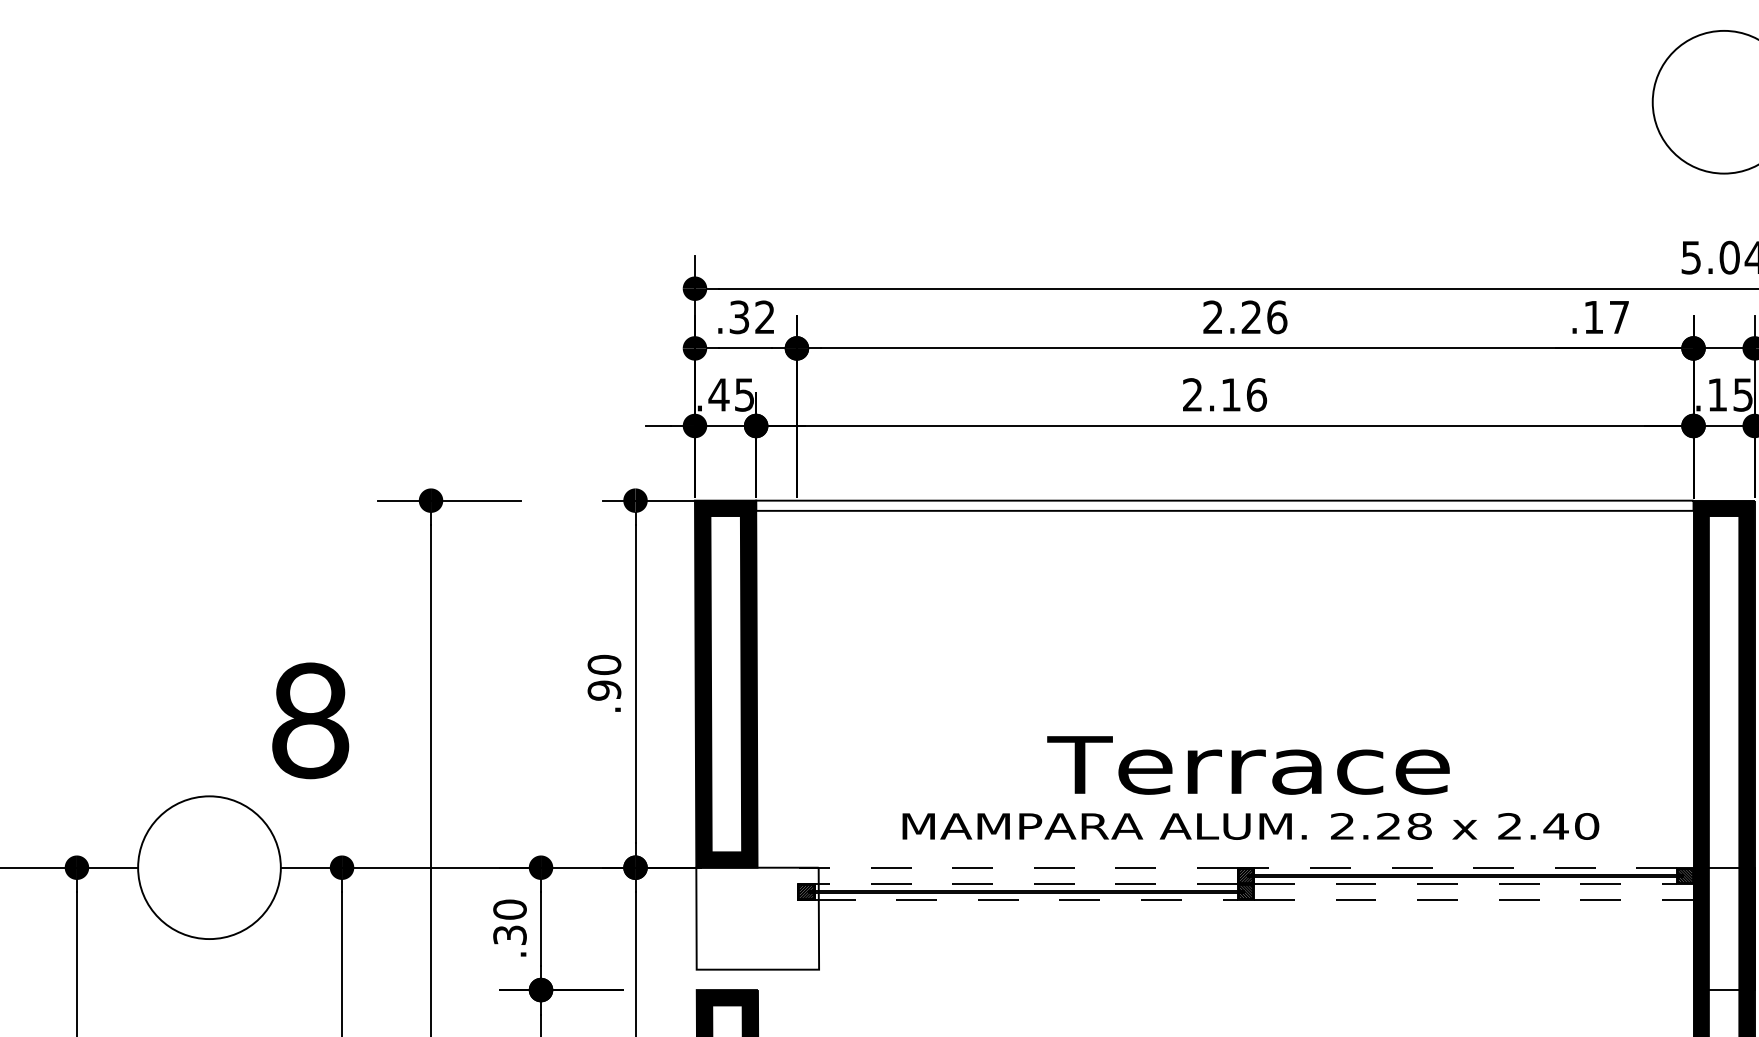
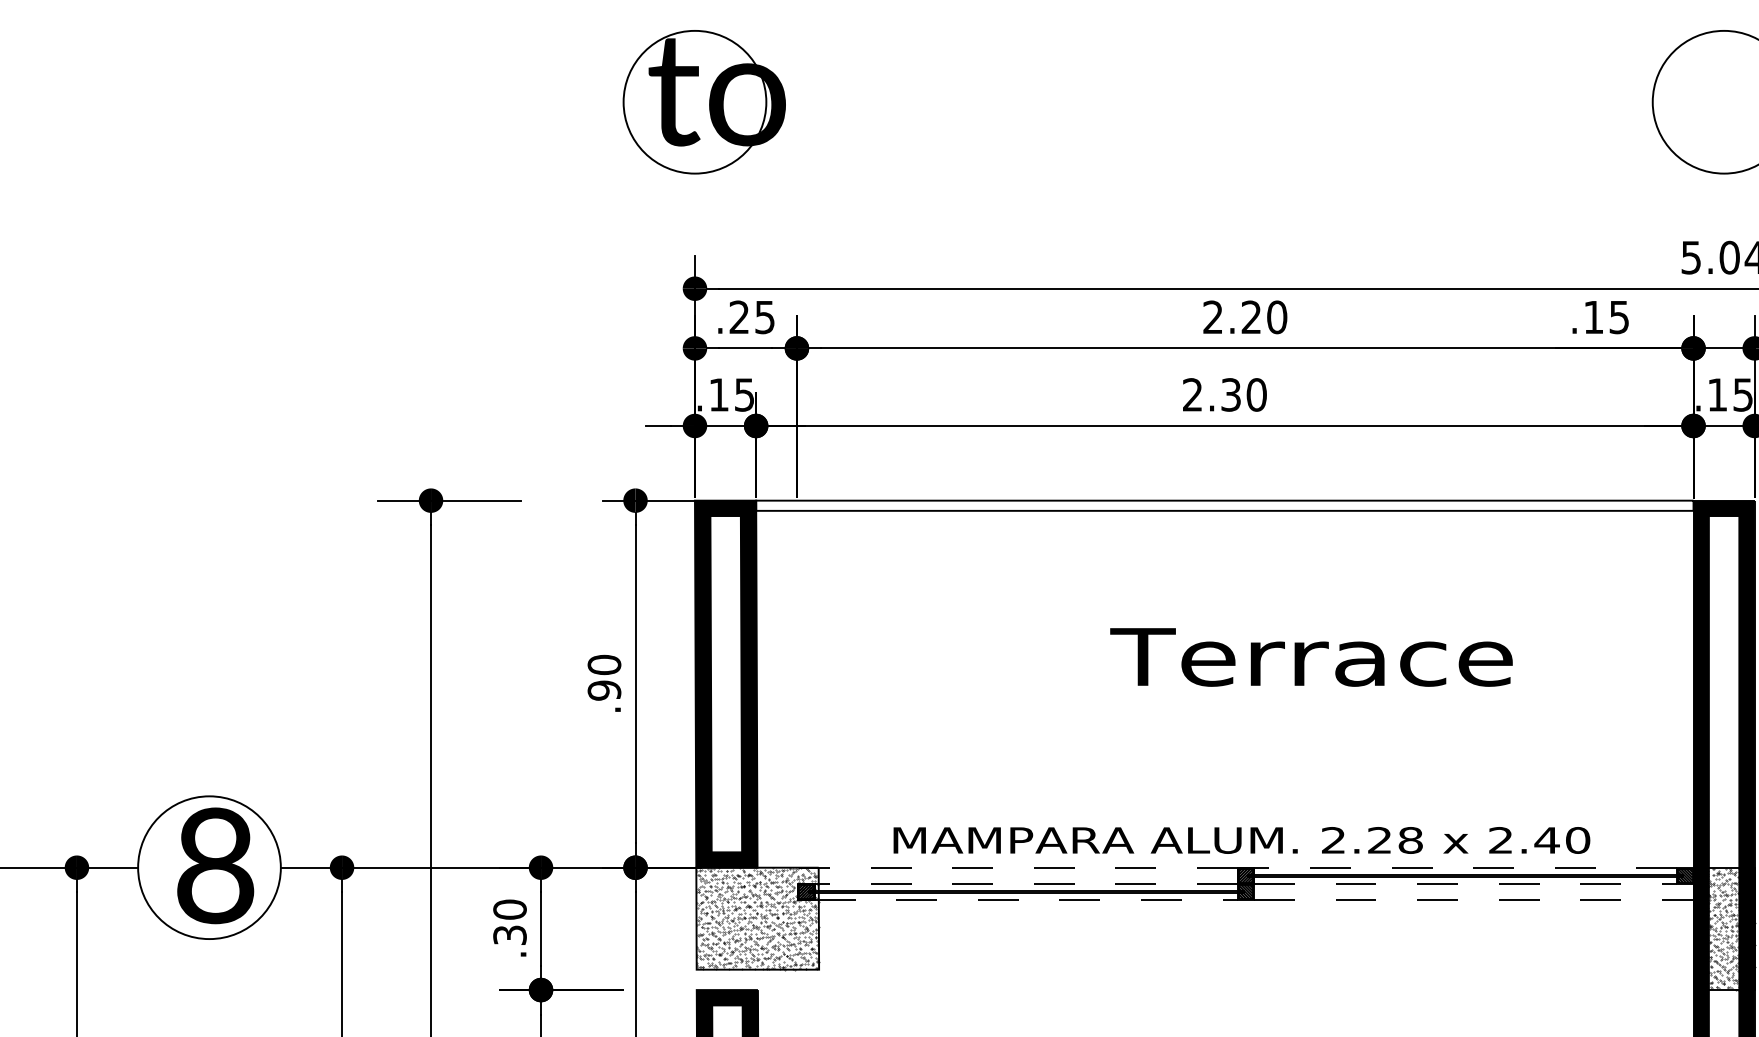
part: none -> present (703, 102)
text: .32 -> .25 (751, 317)
text: 2.26 -> 2.20 (1277, 317)
text: .17 -> .15 (1618, 317)
text: .45 -> .15 (718, 394)
text: 2.16 -> 2.30 (1244, 394)
text position: (310, 720) -> (215, 865) (215, 865)
text position: (1248, 765) -> (1311, 657) (1311, 657)
text position: (1250, 826) -> (1241, 840) (1241, 840)
hatch: none -> present (757, 918)
hatch: none -> present (1723, 929)
